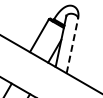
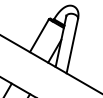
line: dashed -> solid (72, 46)
